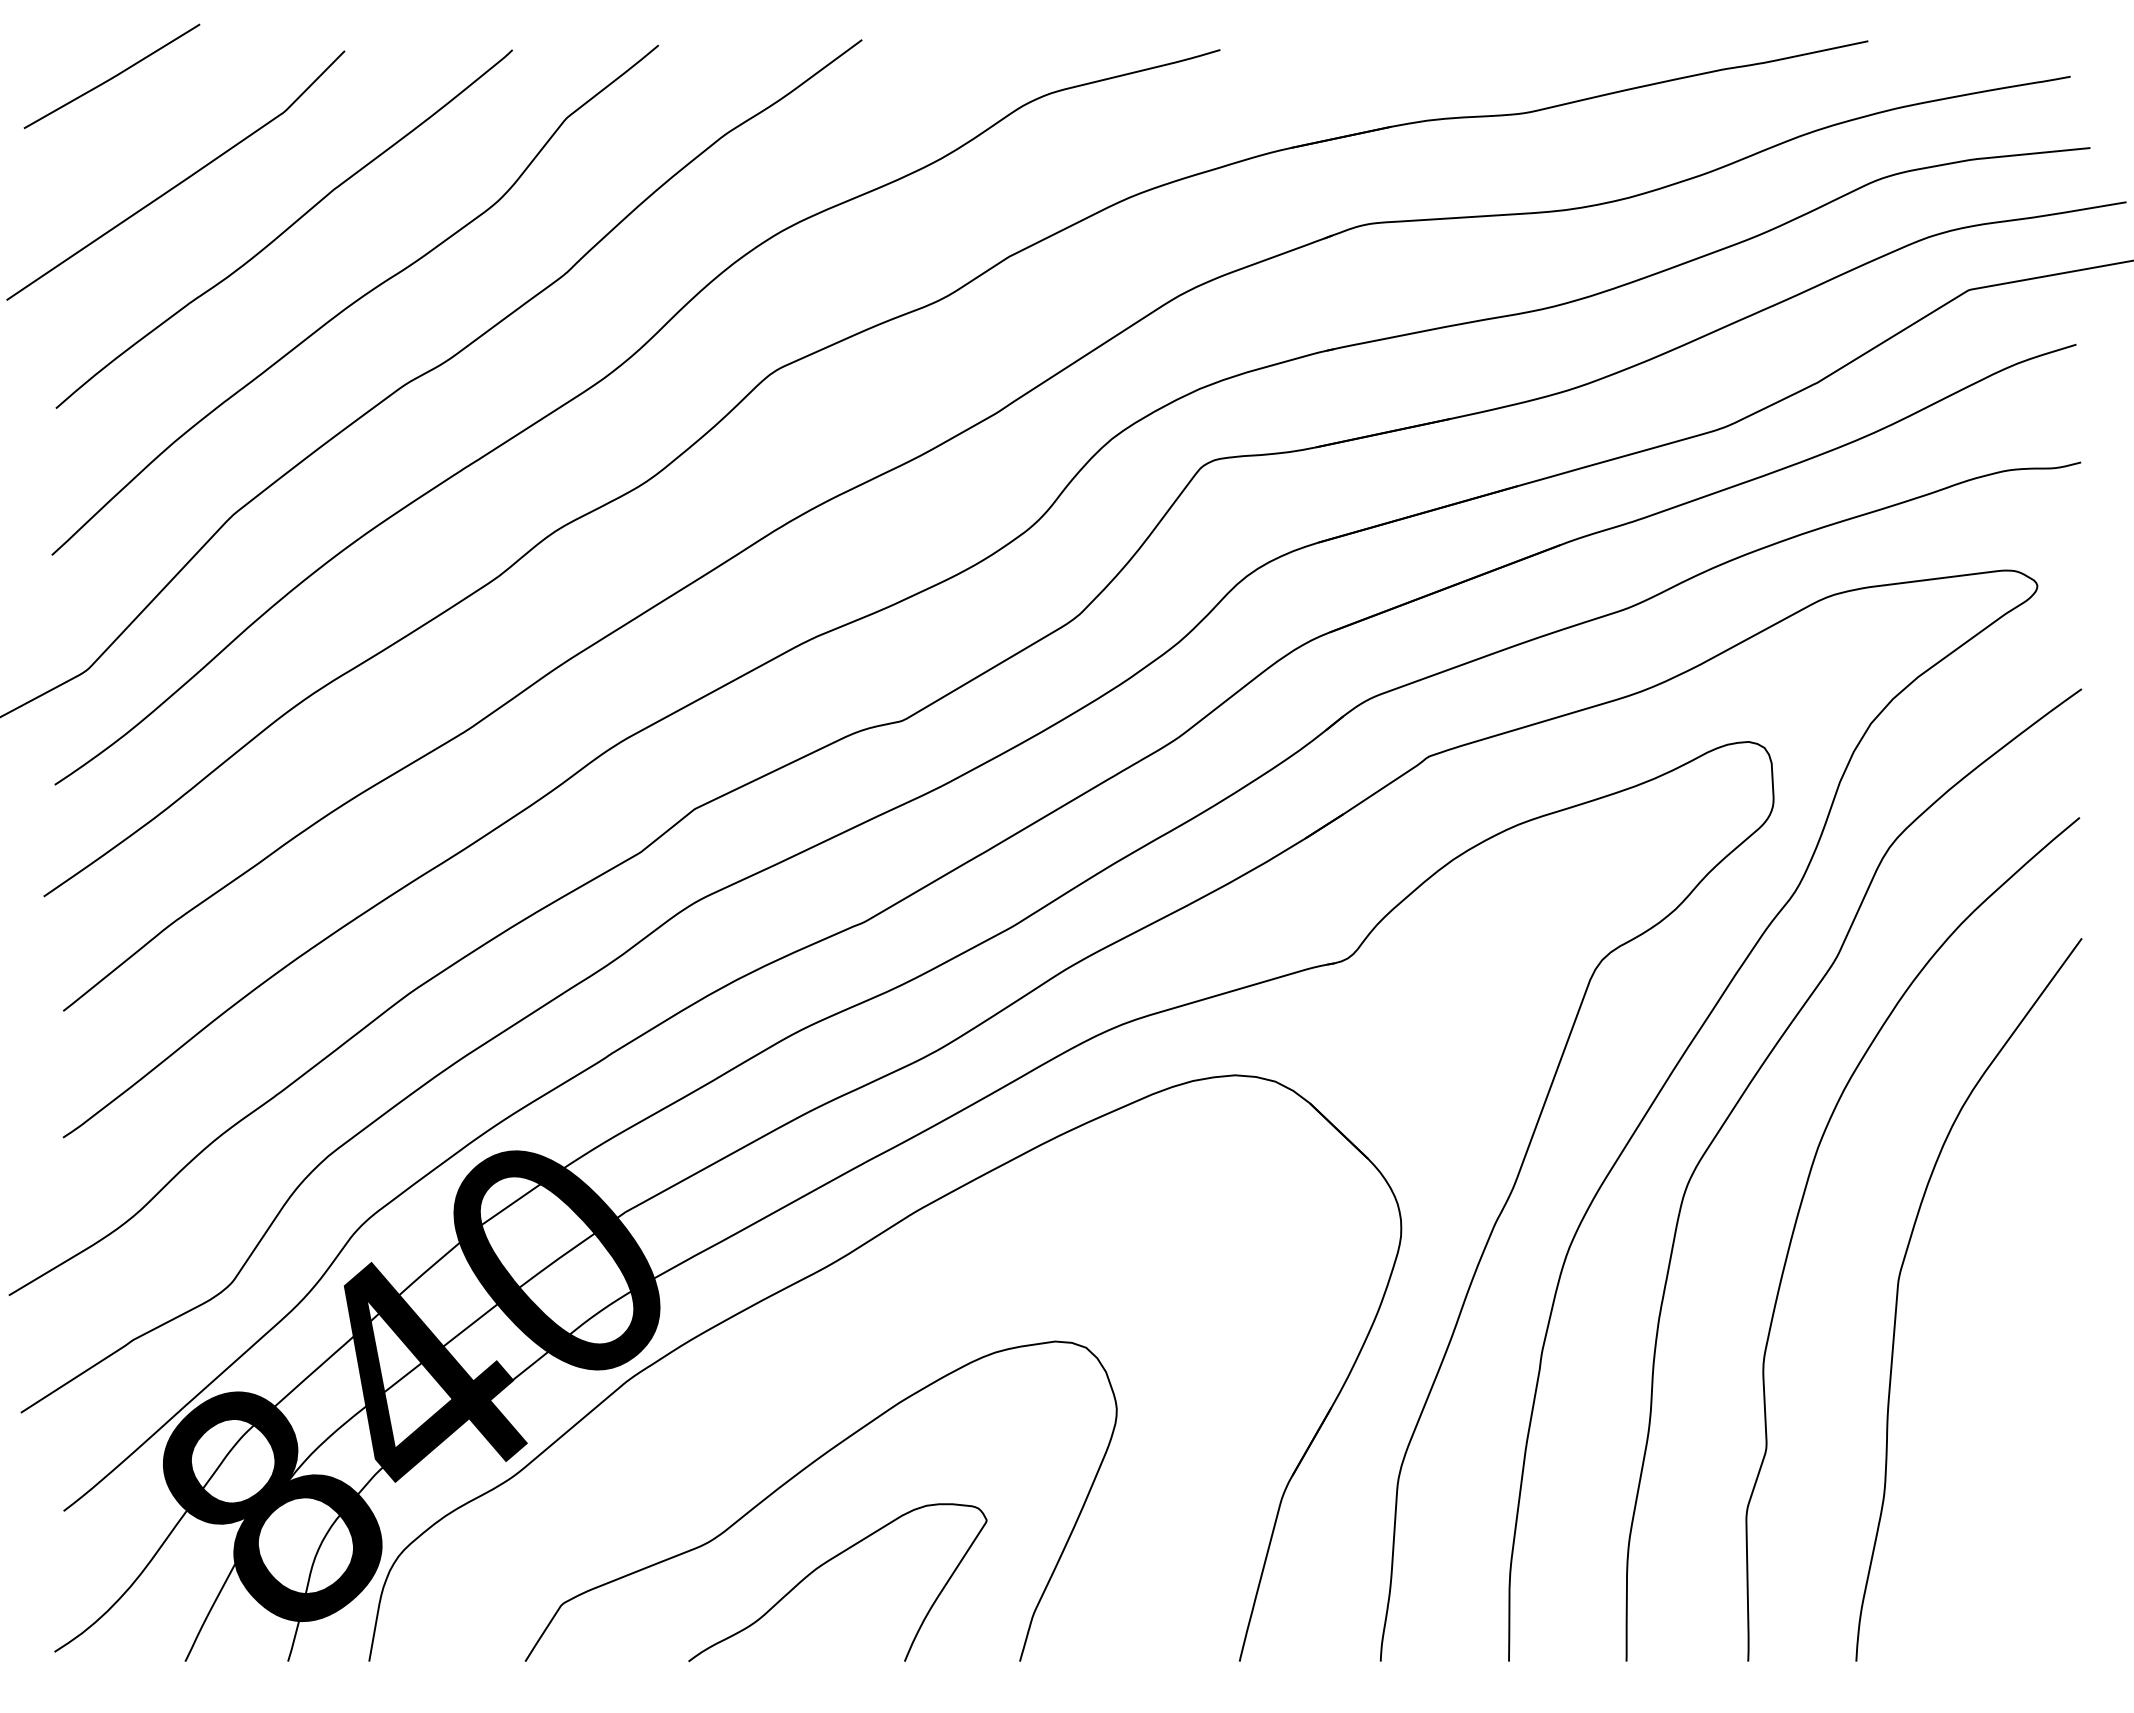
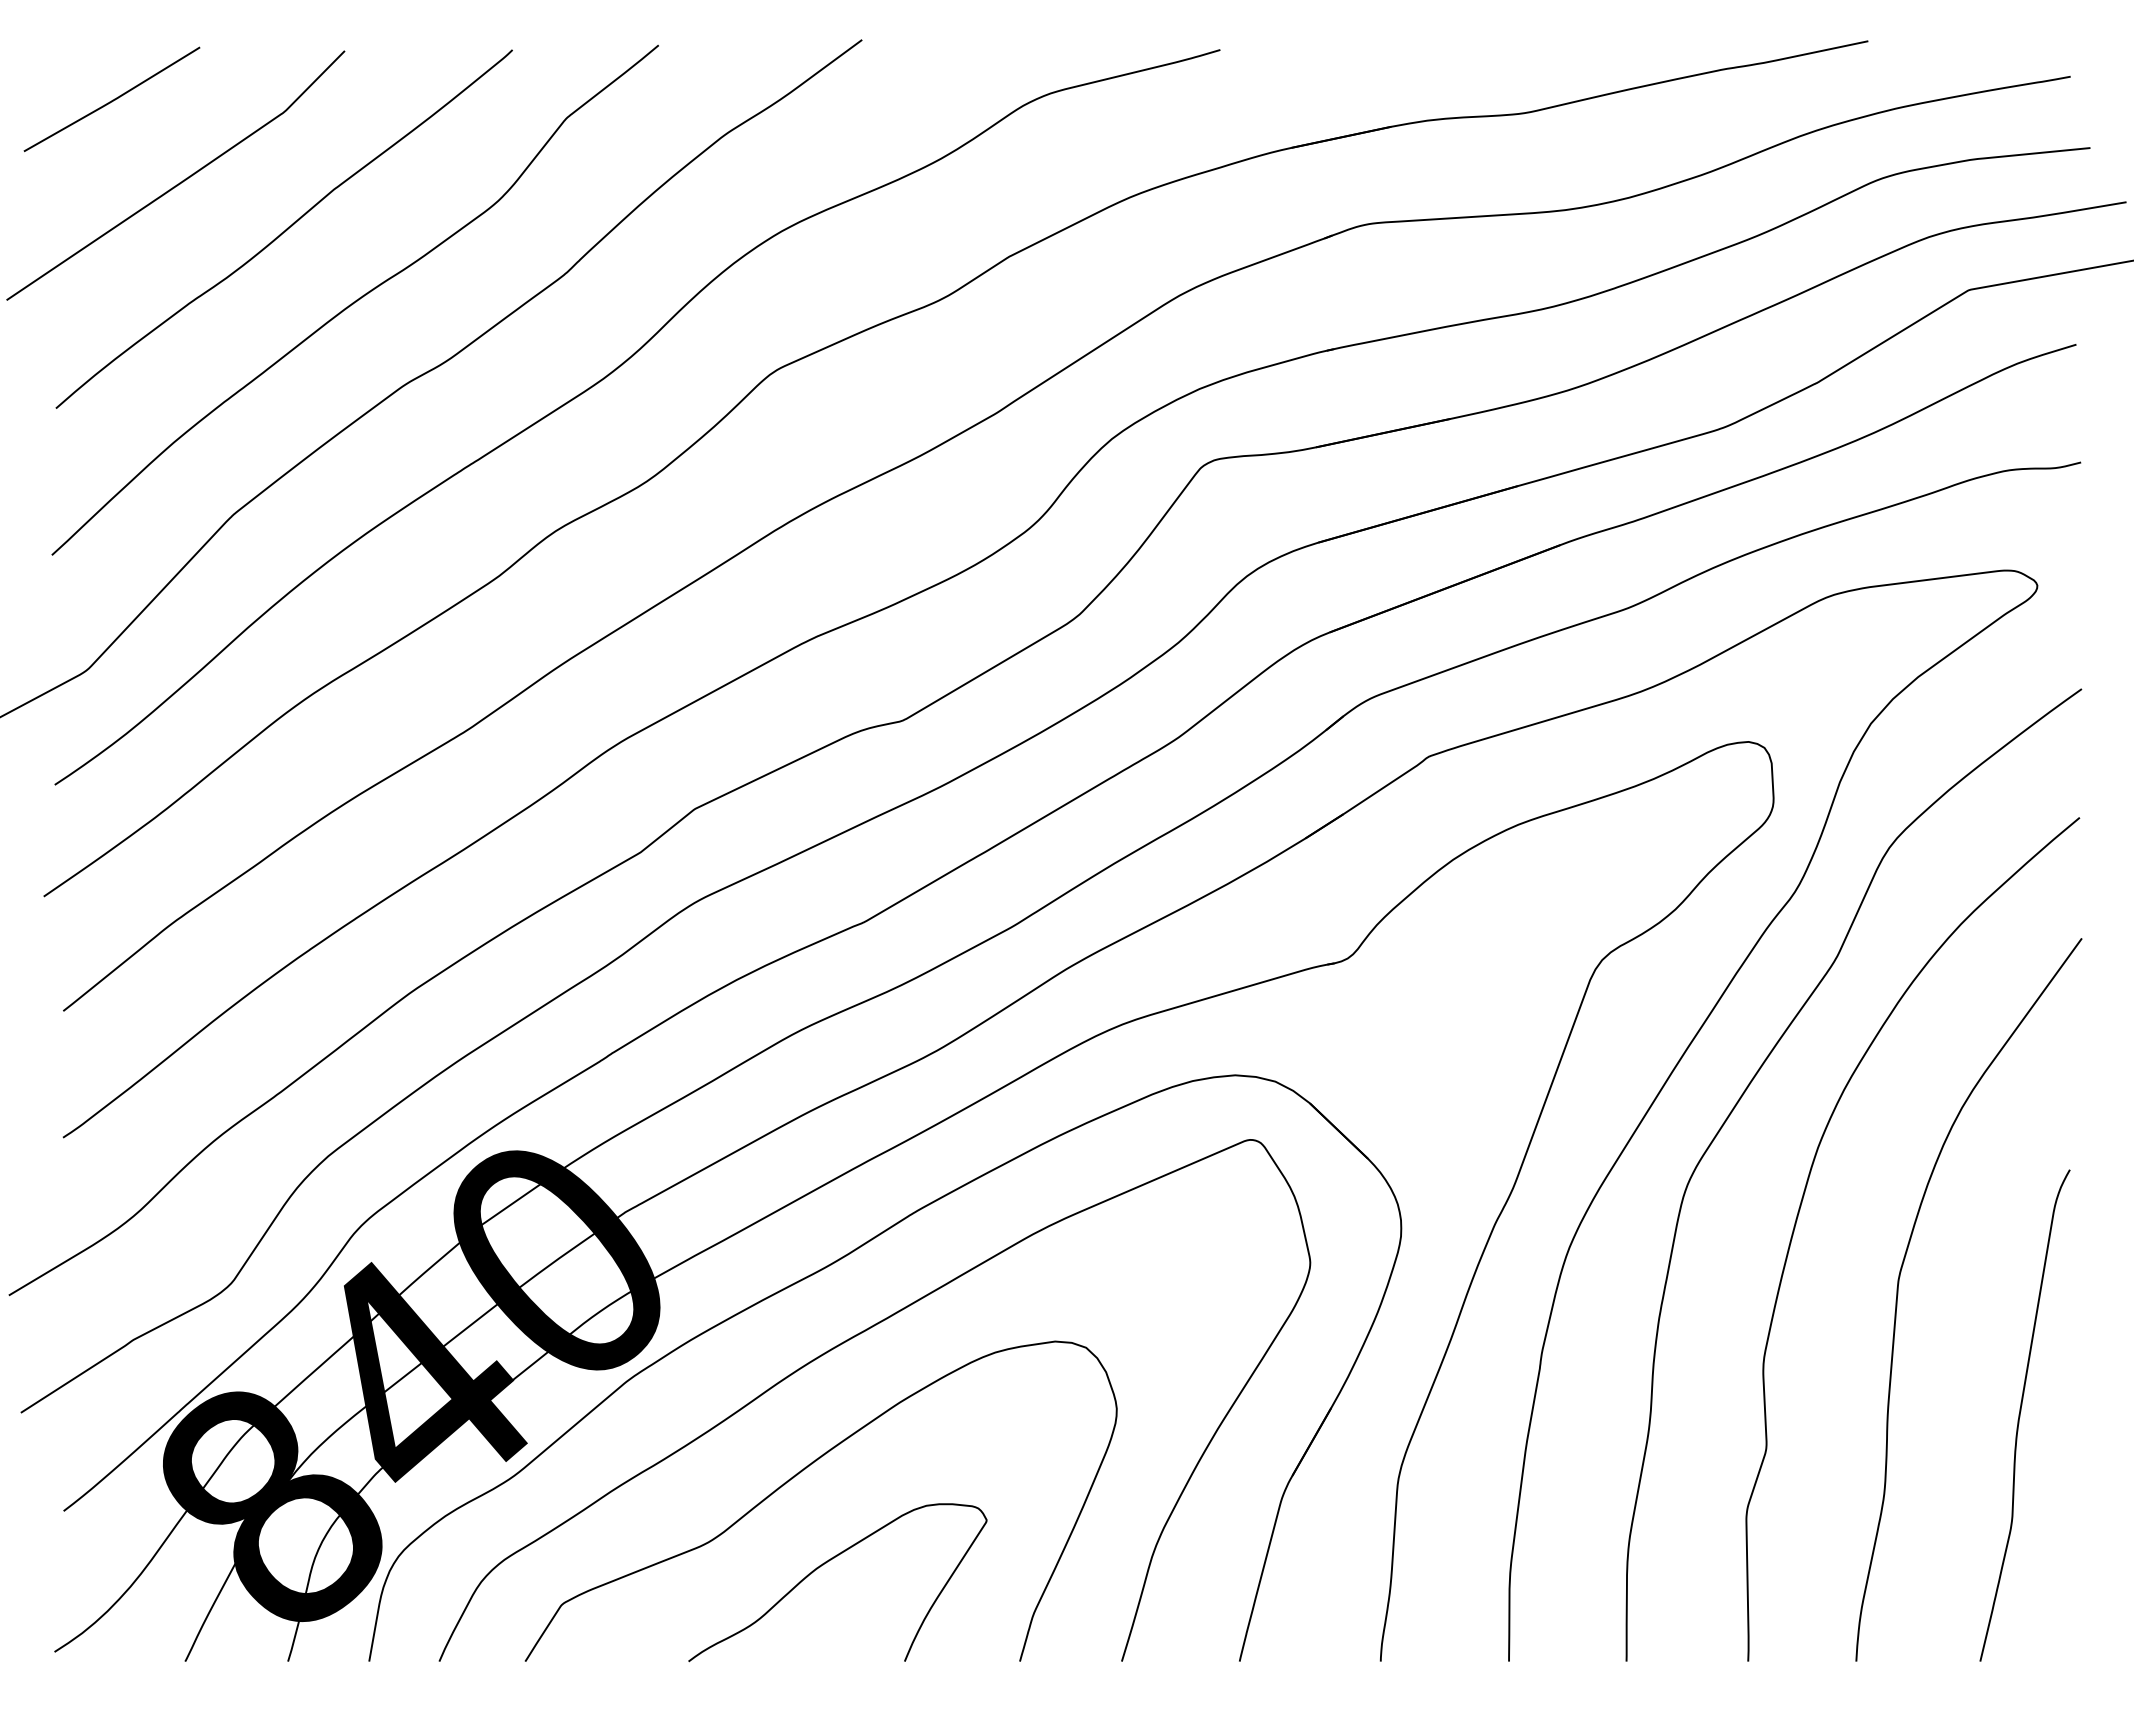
curve position: (112, 76) -> (112, 99) (112, 99)
curve: none -> present (844, 1343)
curve: none -> present (2020, 1415)
